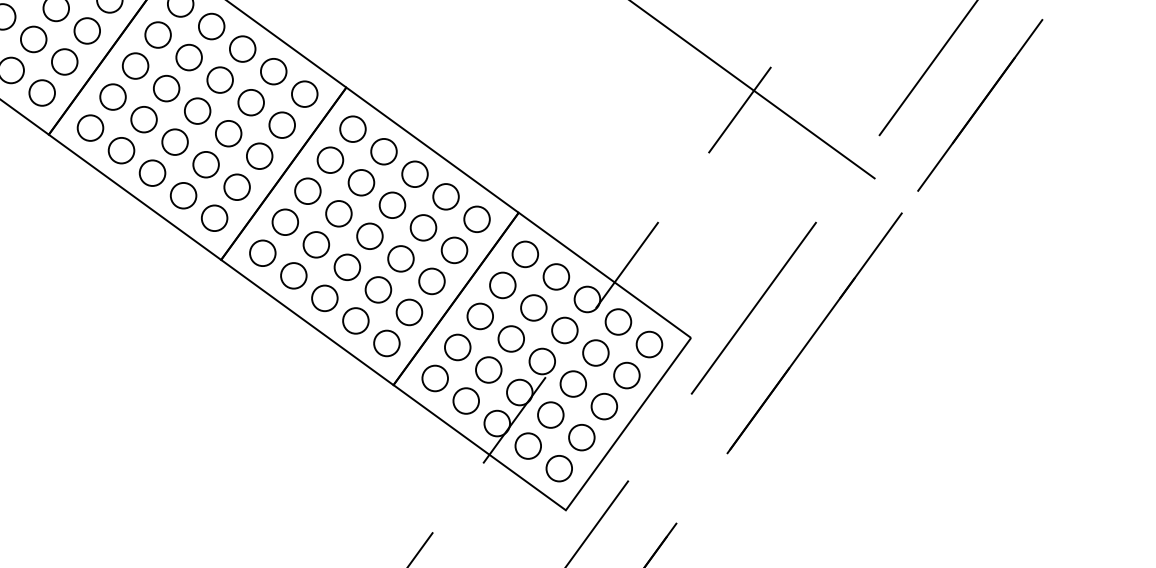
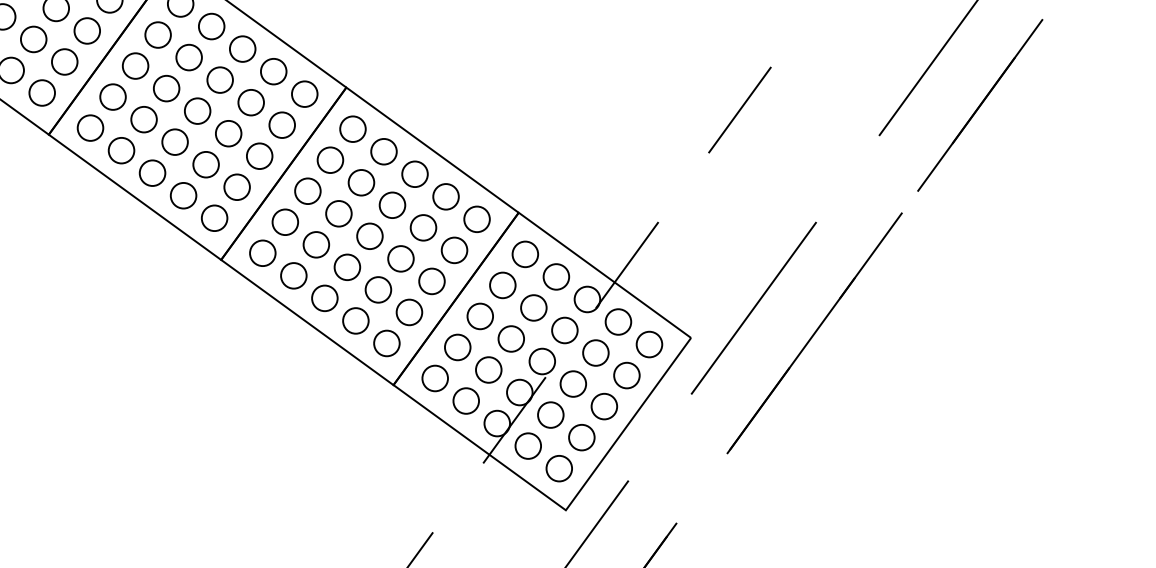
line: present -> none (753, 90)
